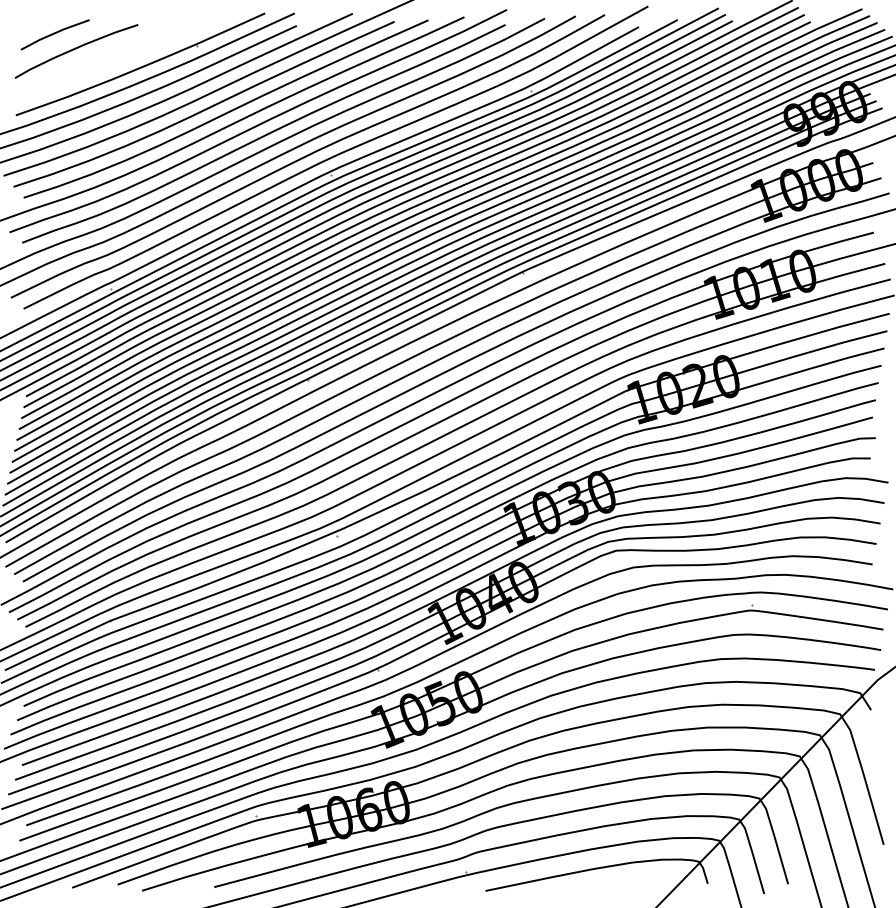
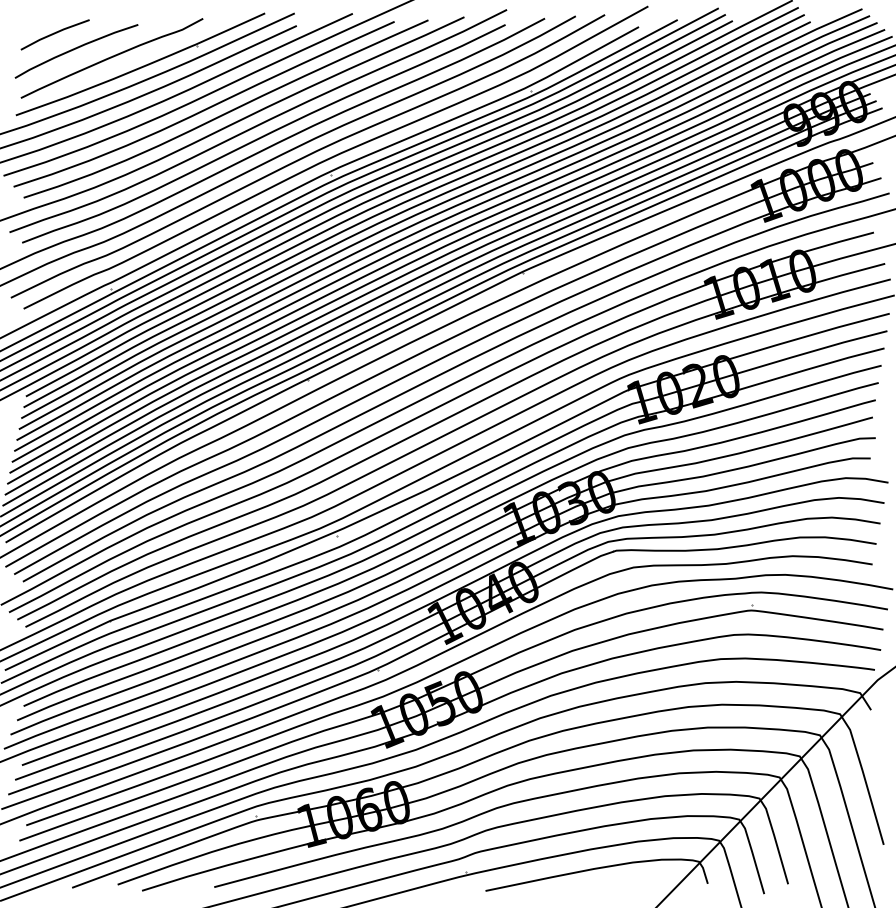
curve: none -> present (111, 58)
